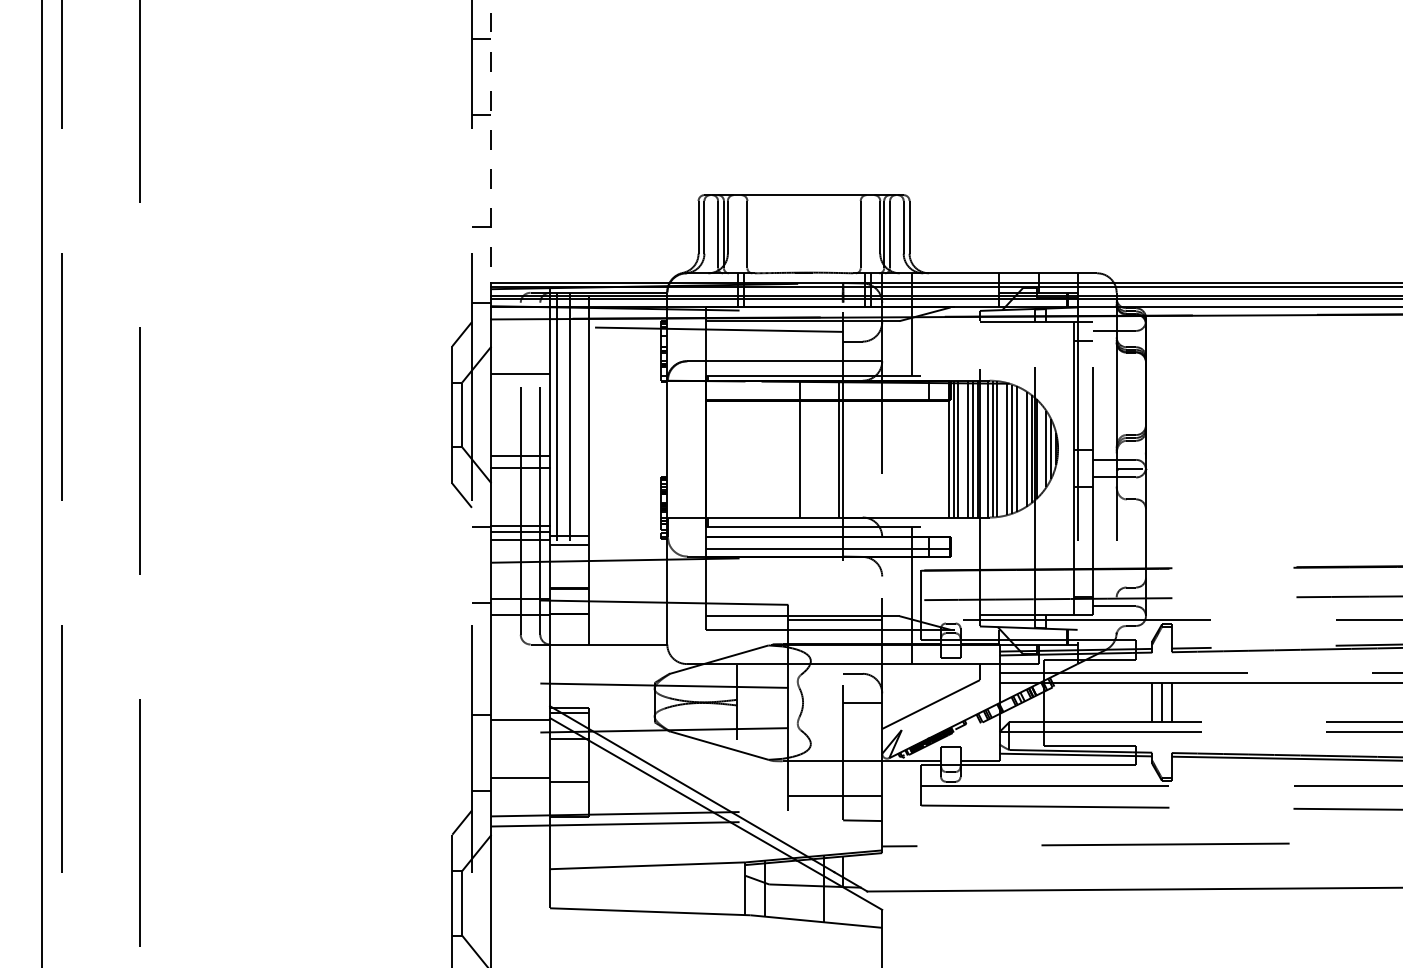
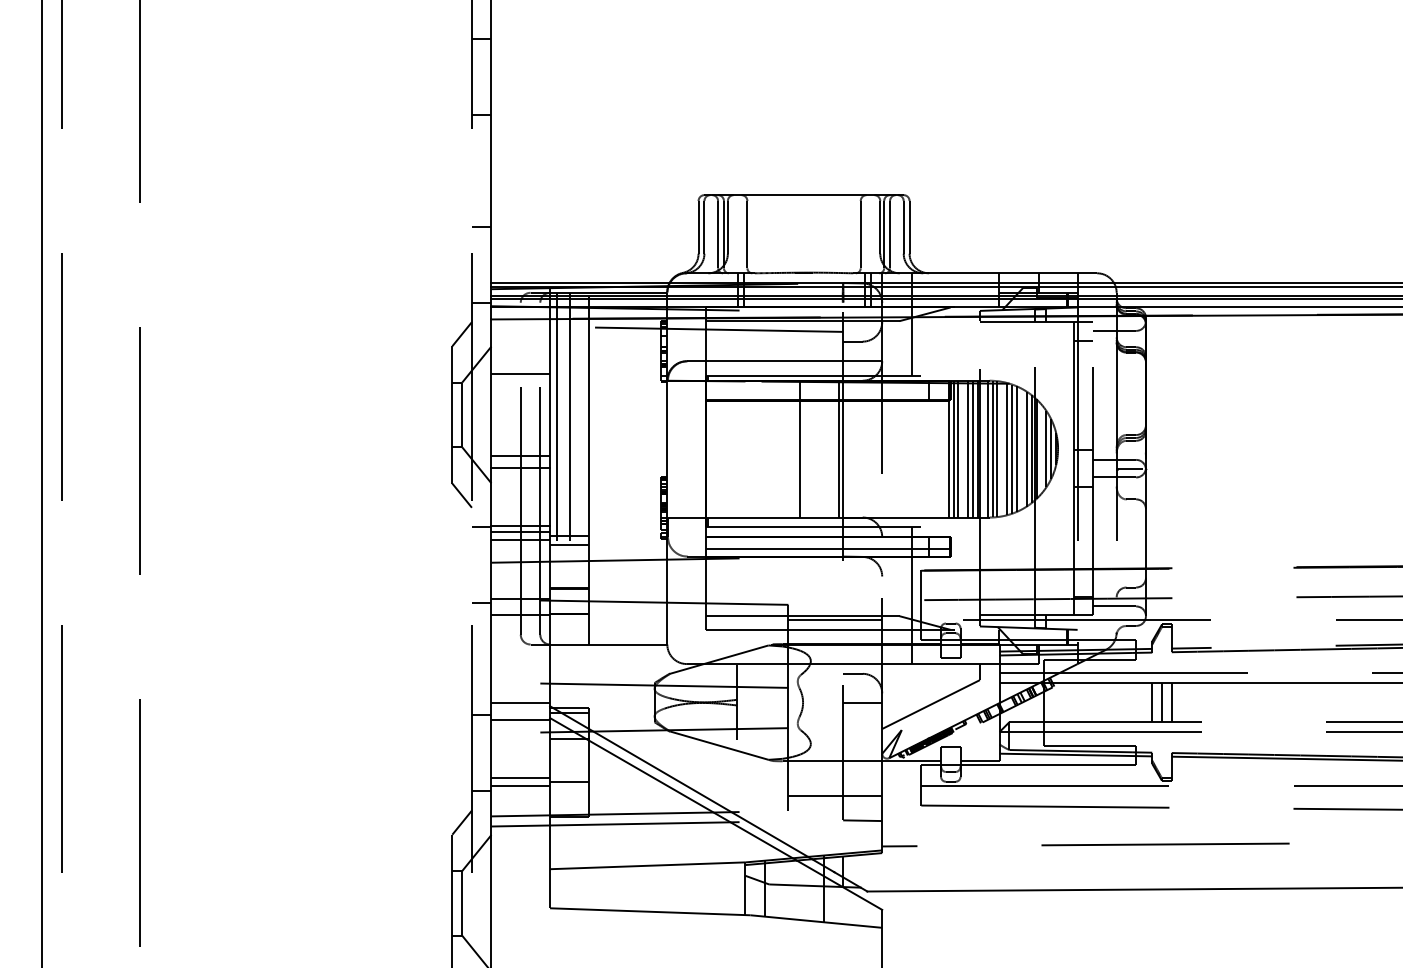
line: dashed -> solid (491, 141)
line: none -> present (520, 703)
line: none -> present (520, 786)
